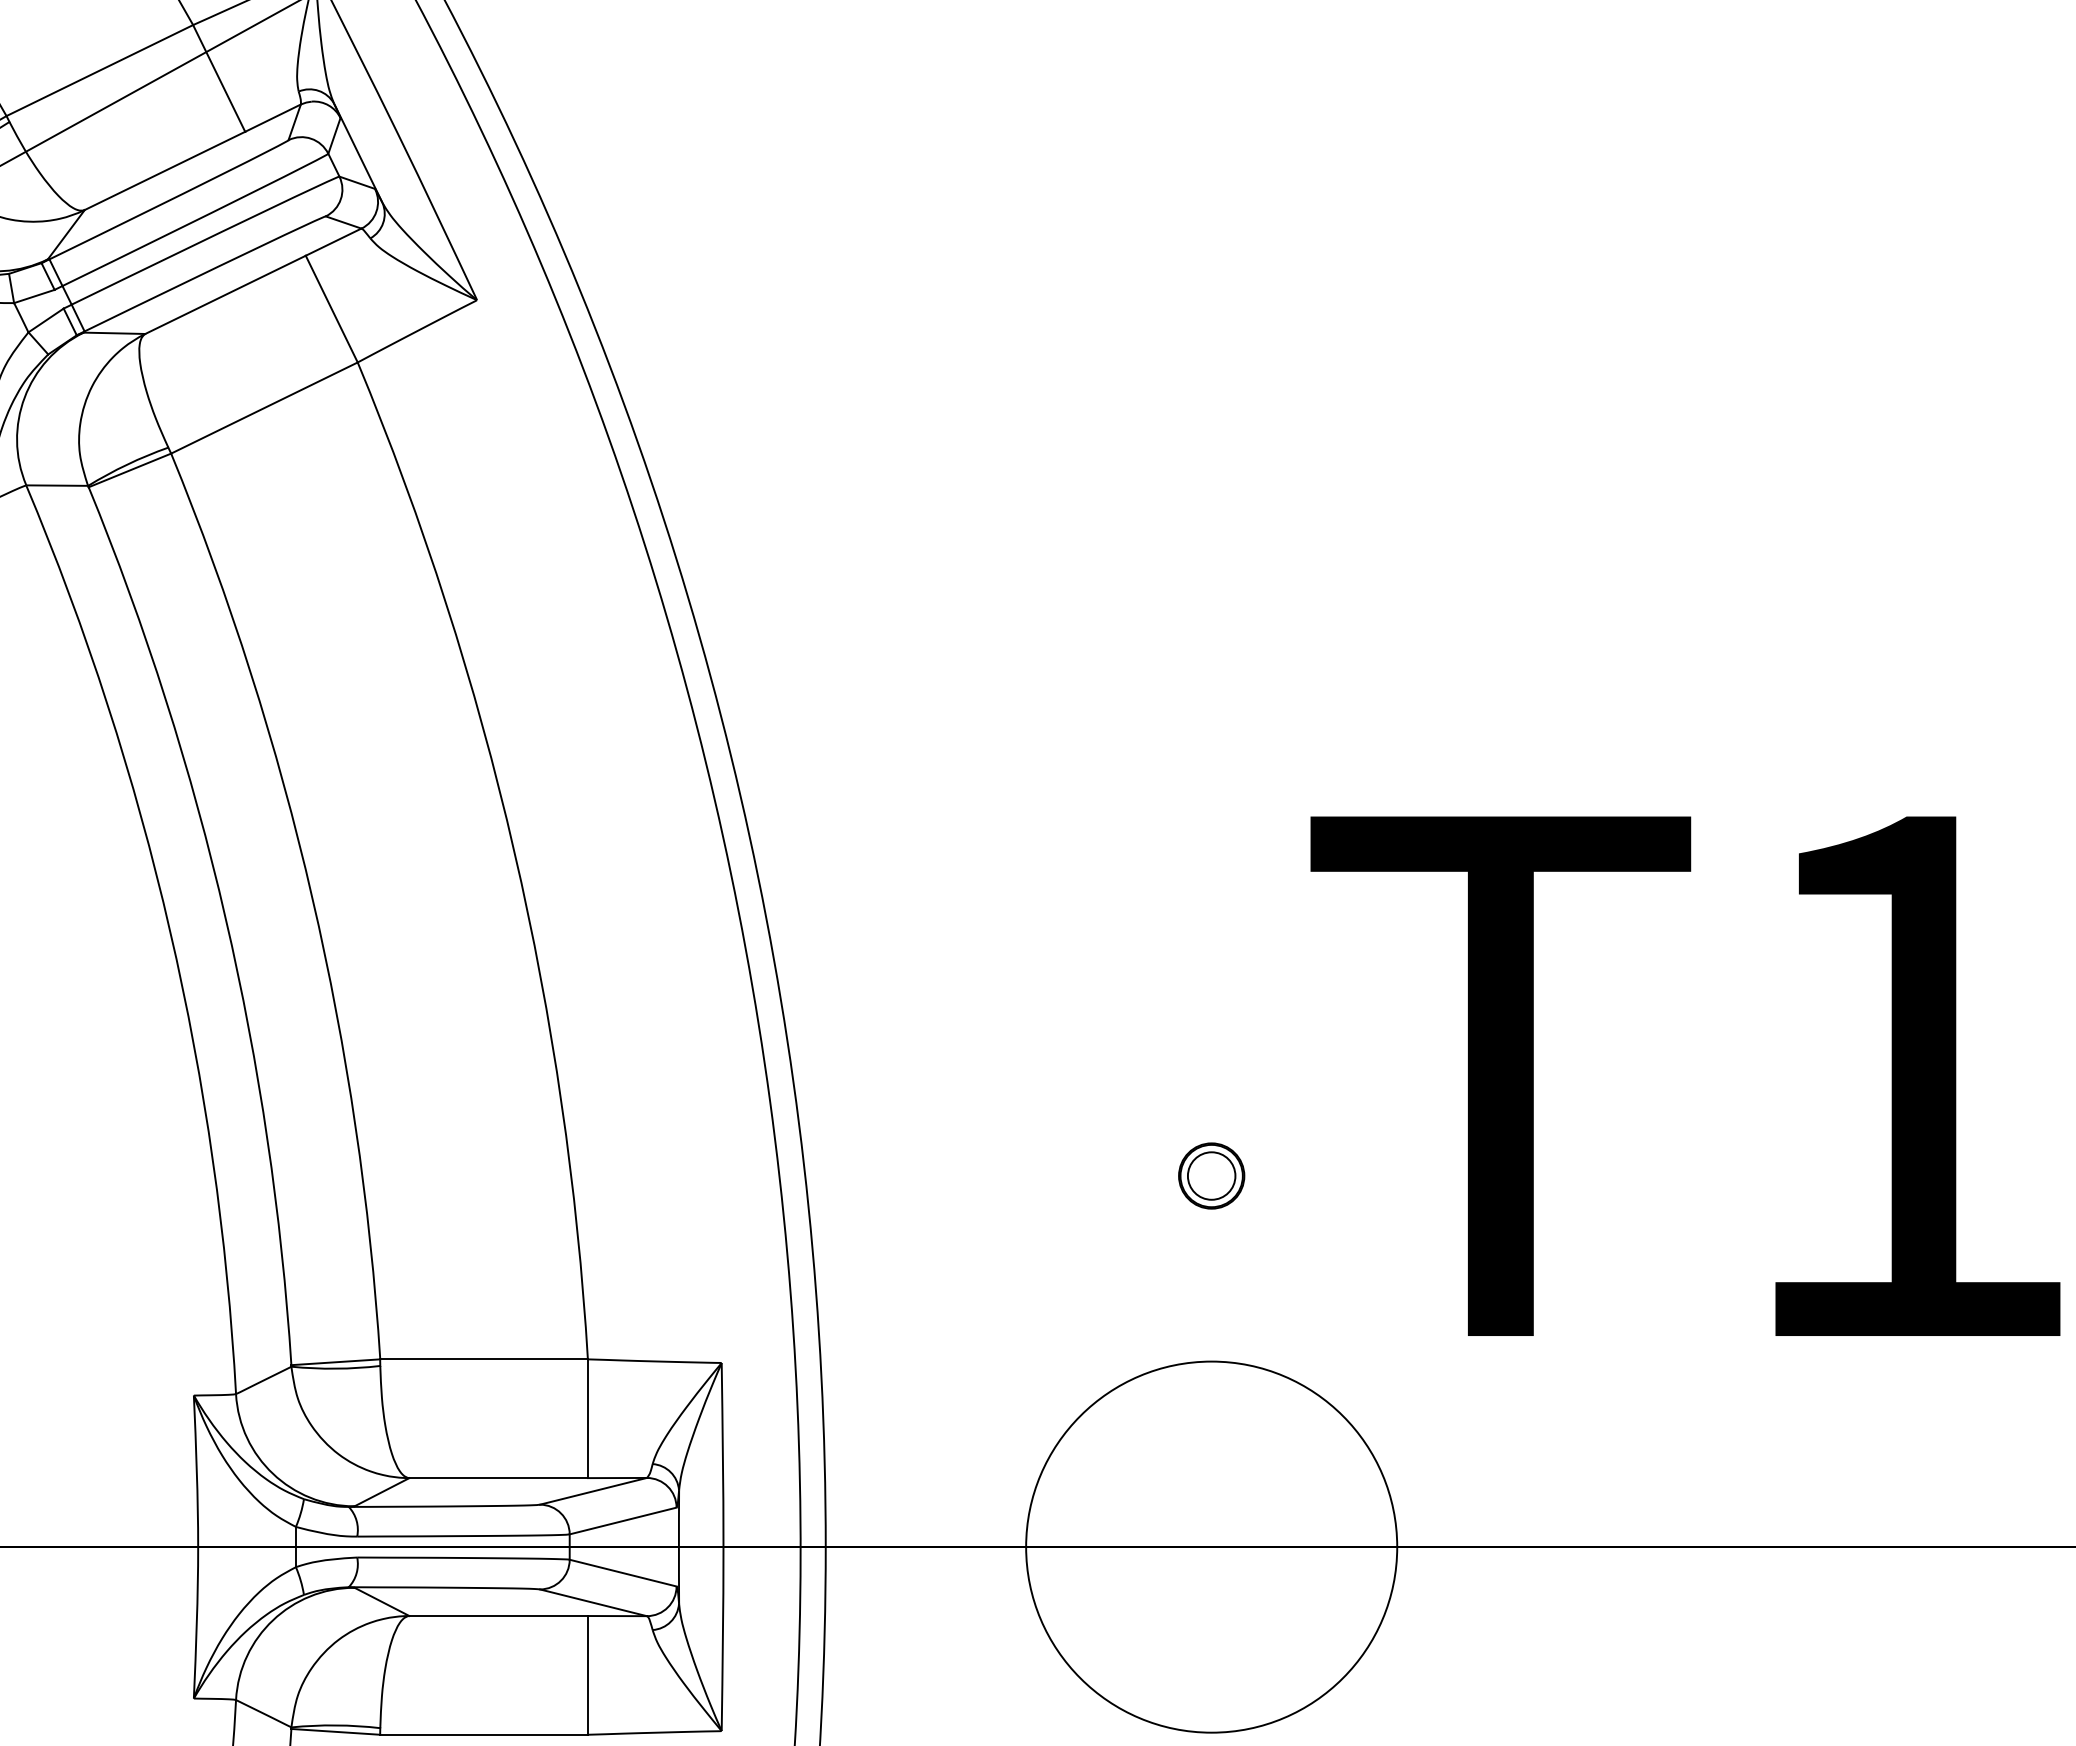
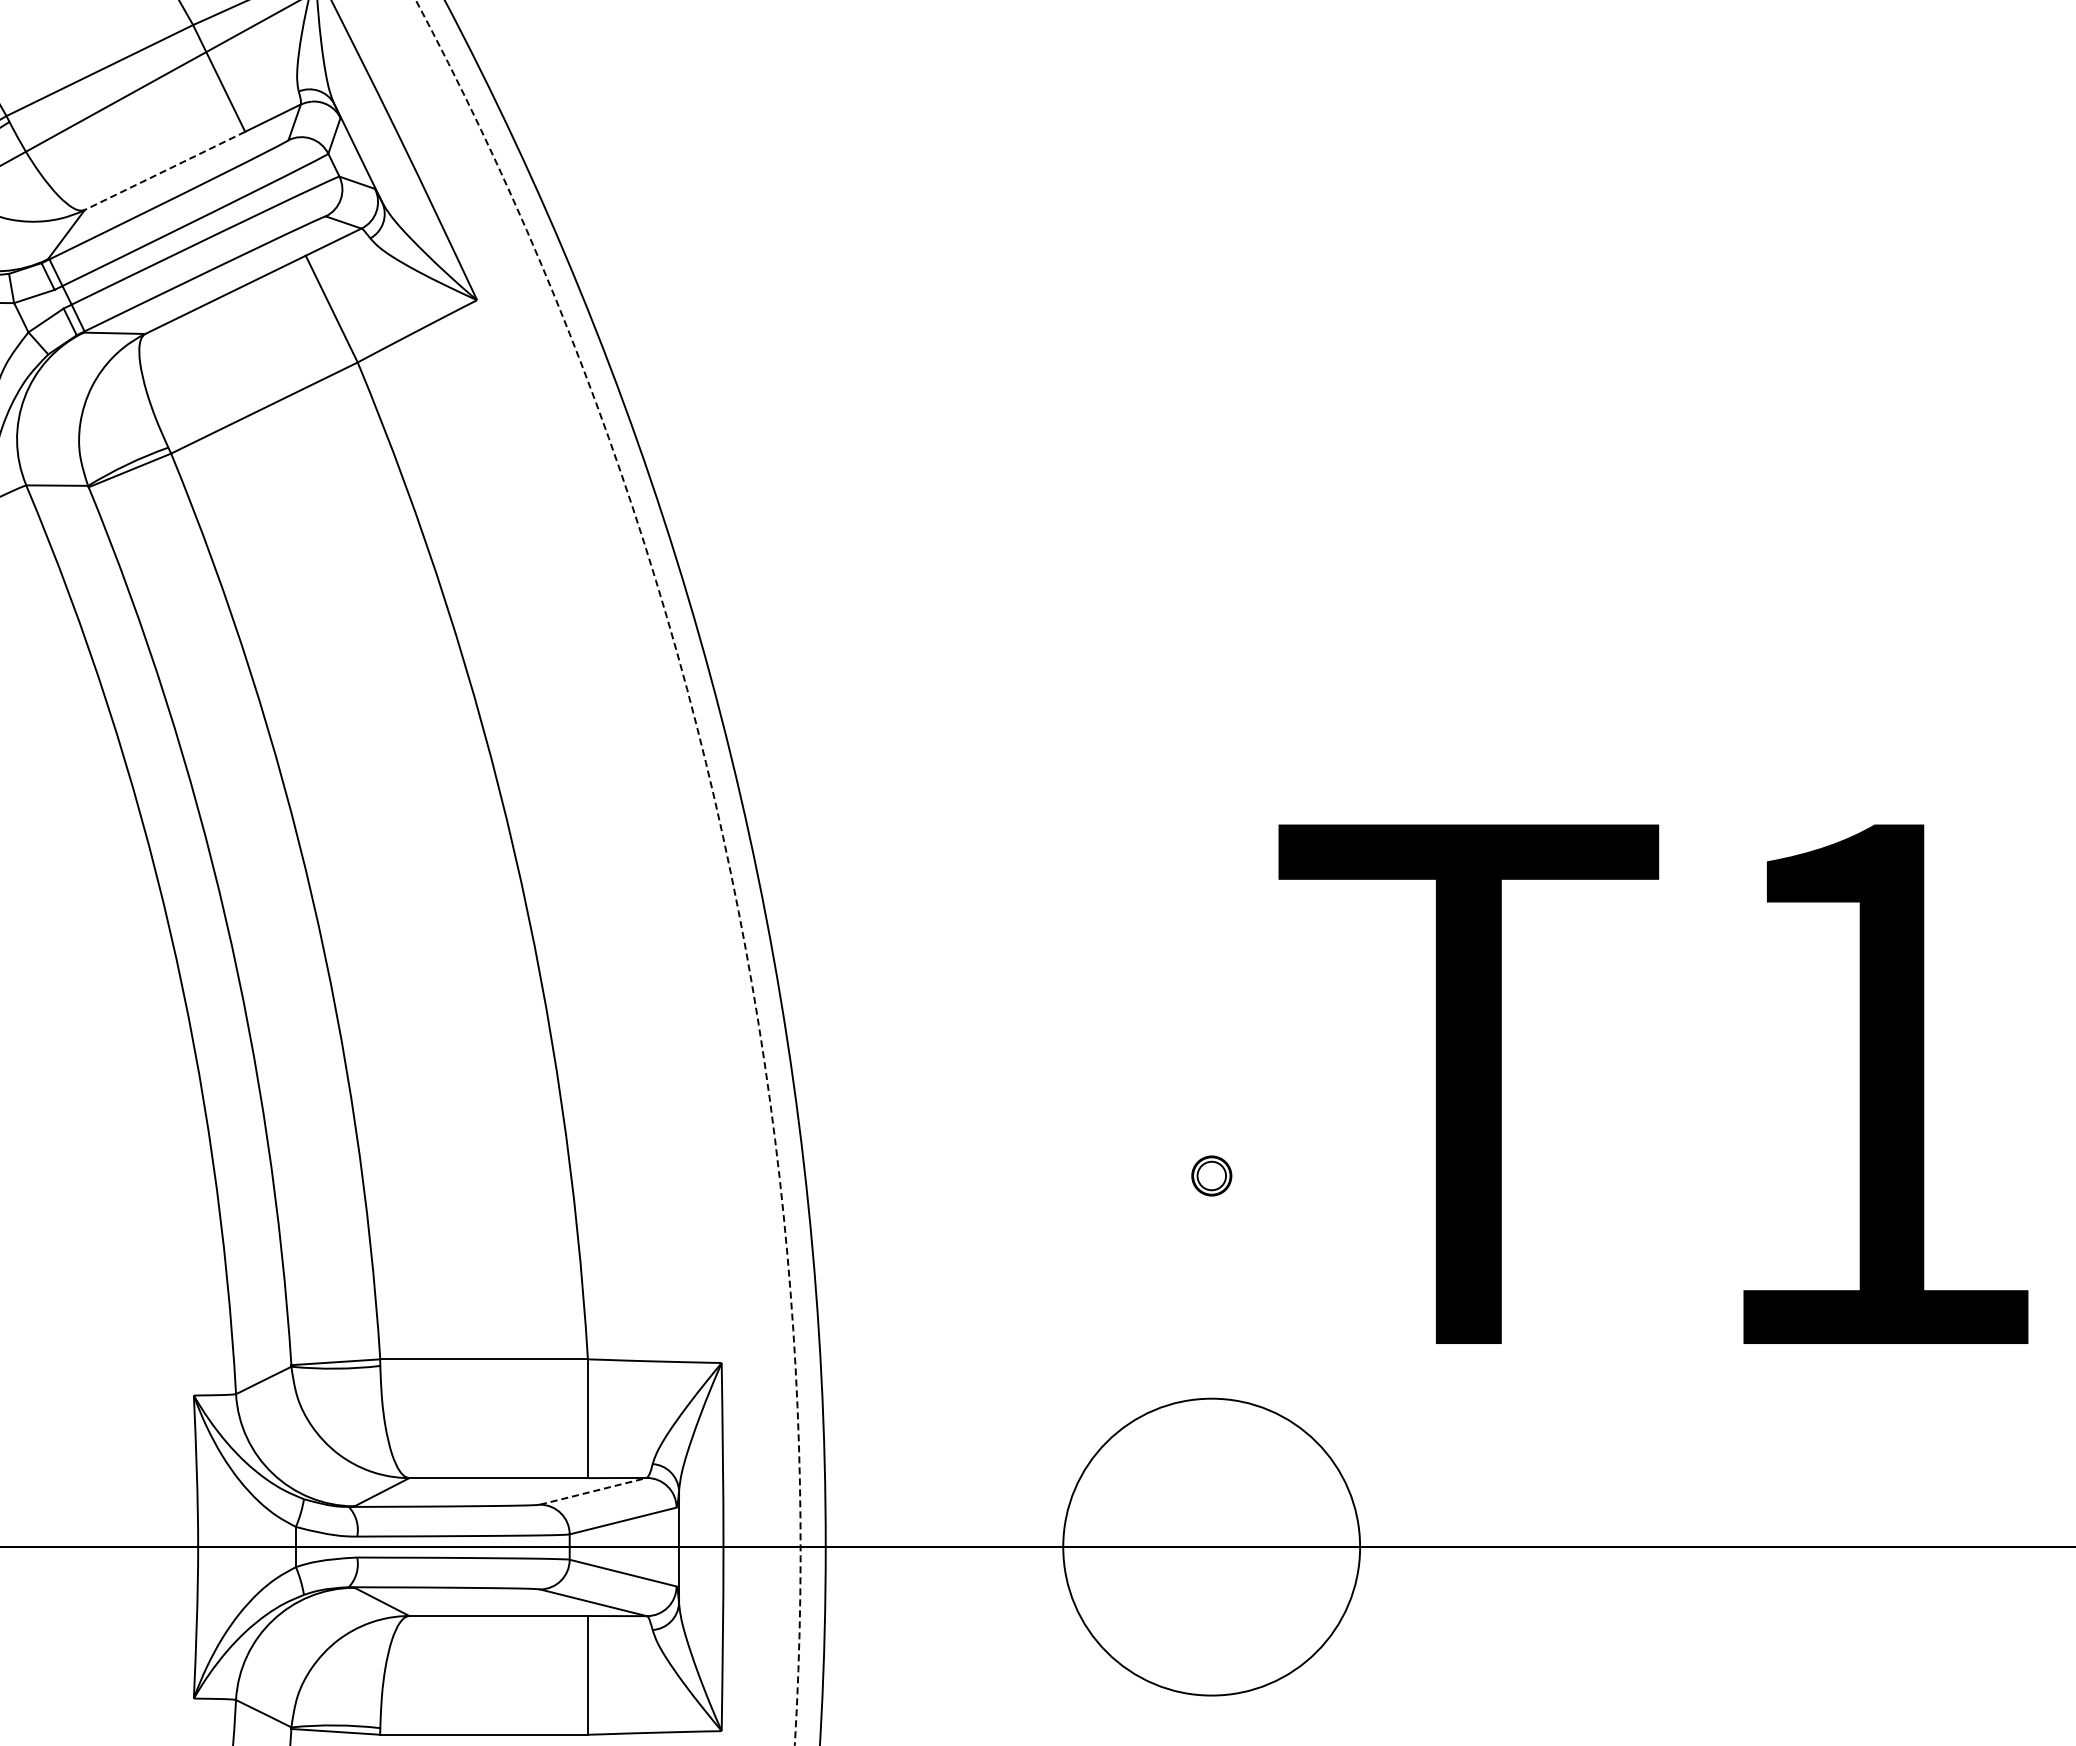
line: solid -> dashed (164, 171)
arc: solid -> dashed (725, 846)
text position: (1685, 1075) -> (1653, 1083) (1653, 1083)
part size: 68x68 px -> 42x42 px (1211, 1175)
line: solid -> dashed (593, 1491)
circle diameter: 371 px -> 297 px (1211, 1546)
